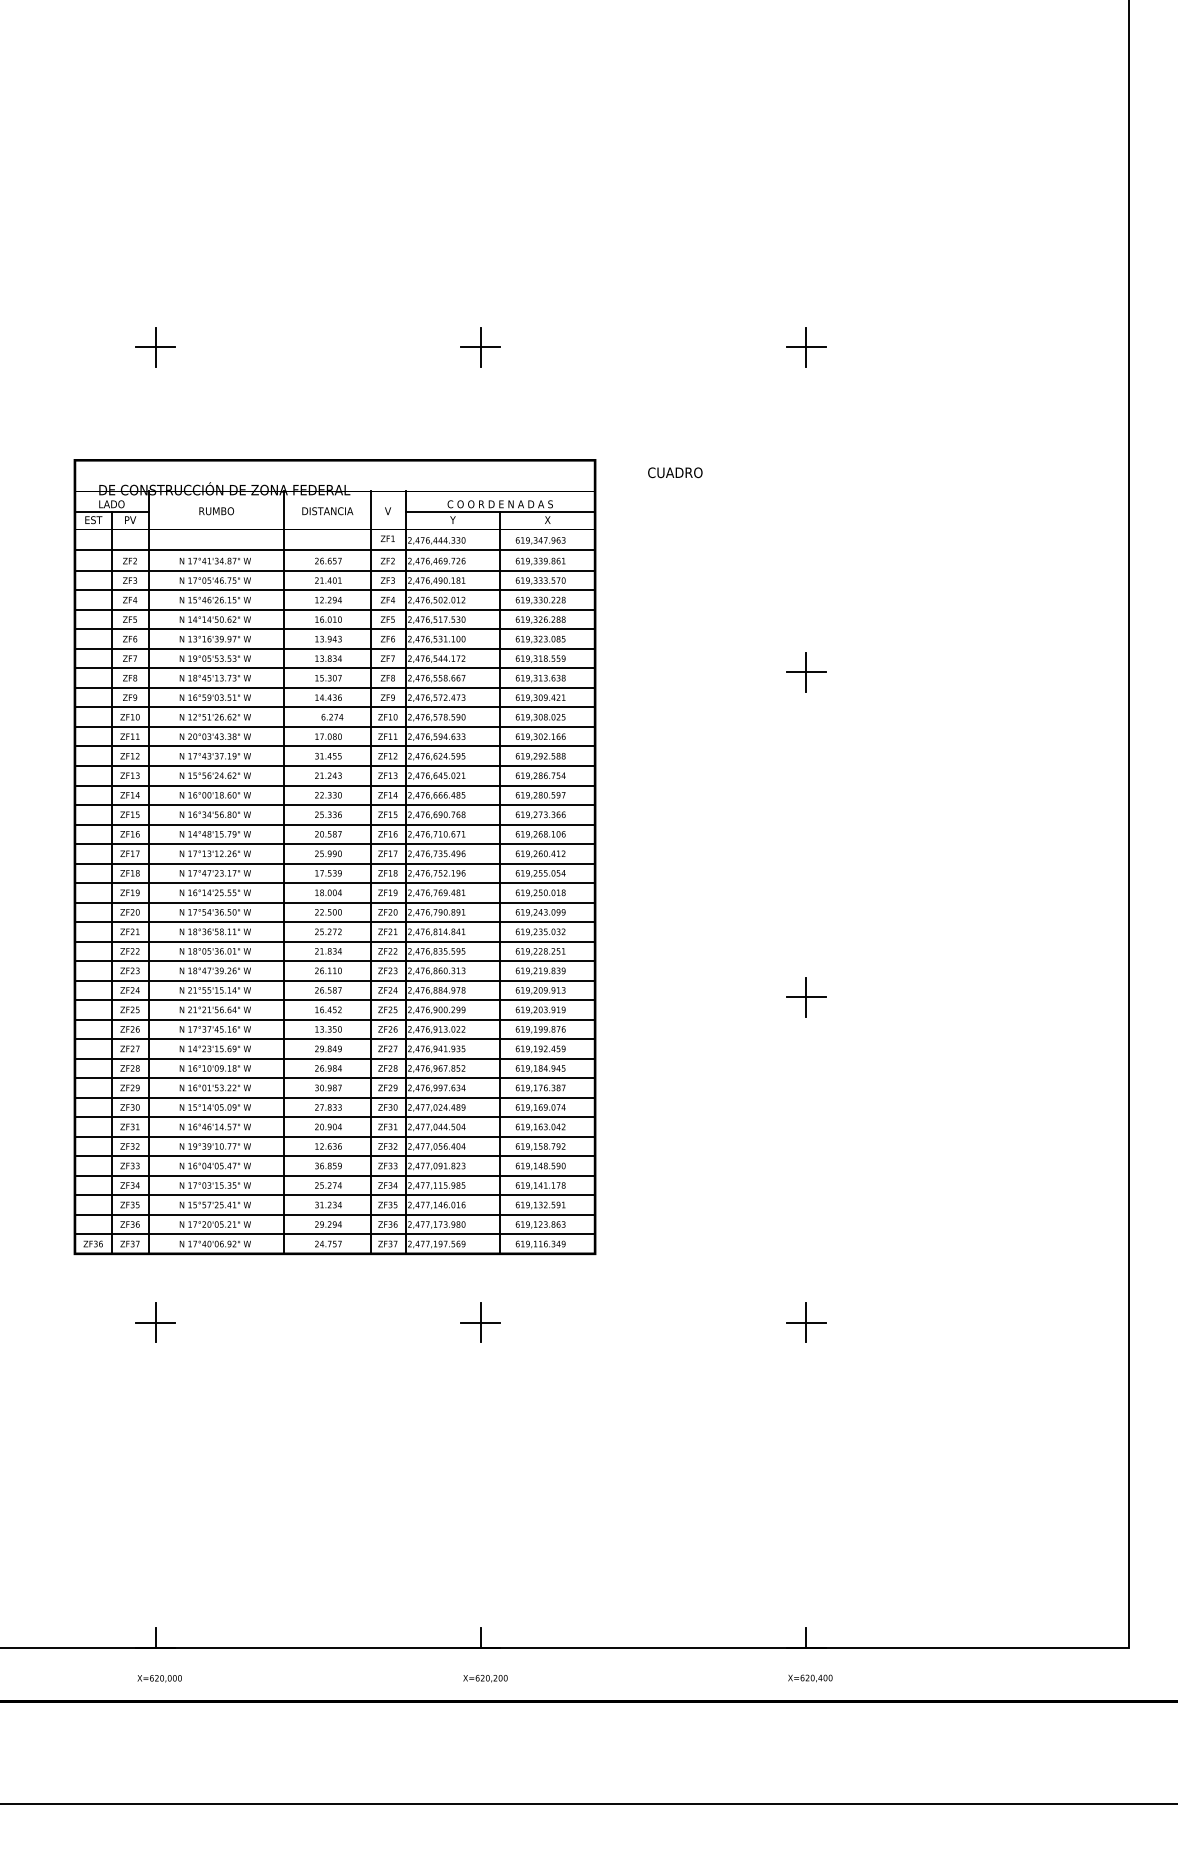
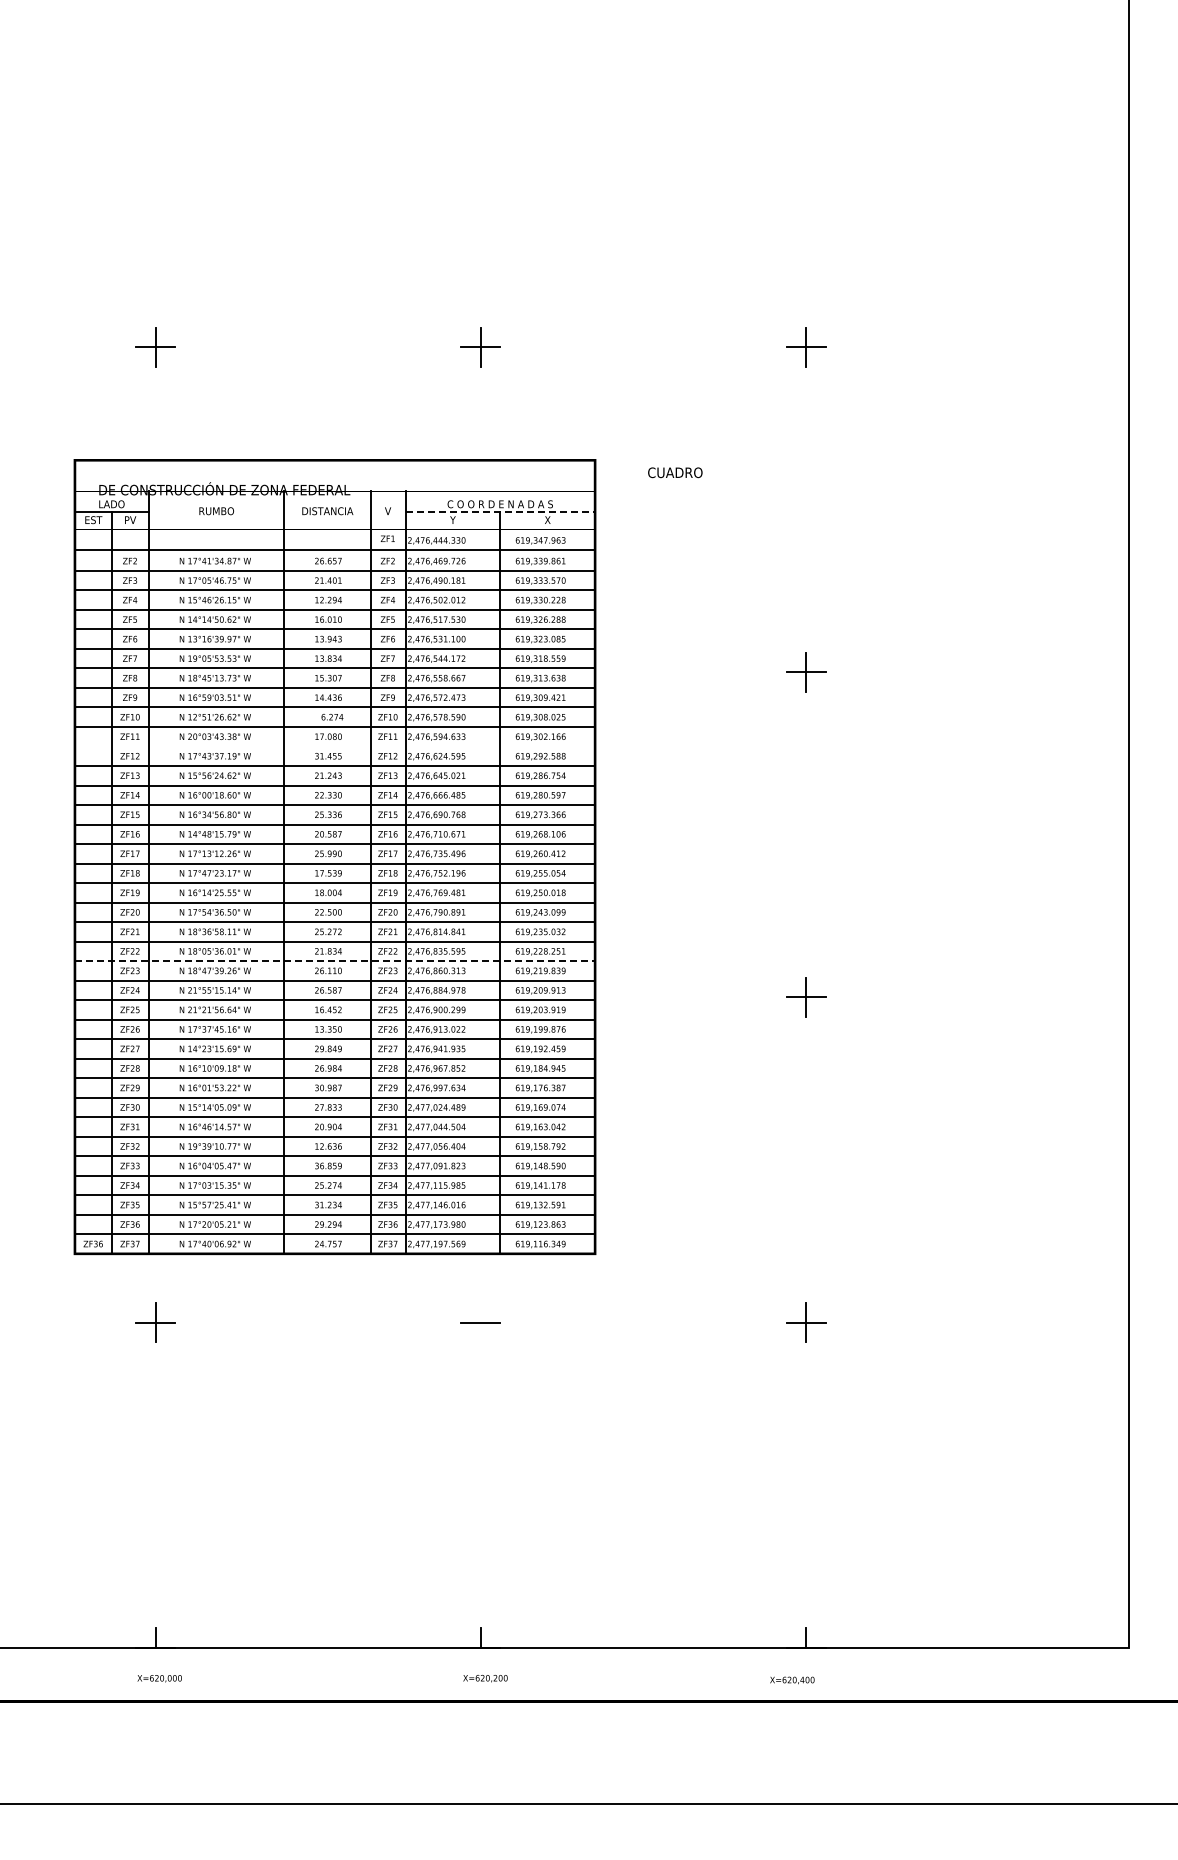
line: solid -> dashed (500, 512)
line: present -> none (334, 746)
line: solid -> dashed (335, 961)
line: present -> none (480, 1322)
text position: (810, 1678) -> (792, 1680) (792, 1680)
